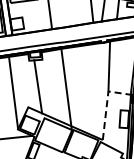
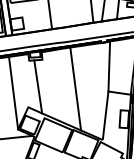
line position: (66, 89) -> (75, 88) (75, 88)
line: dashed -> solid (107, 103)
